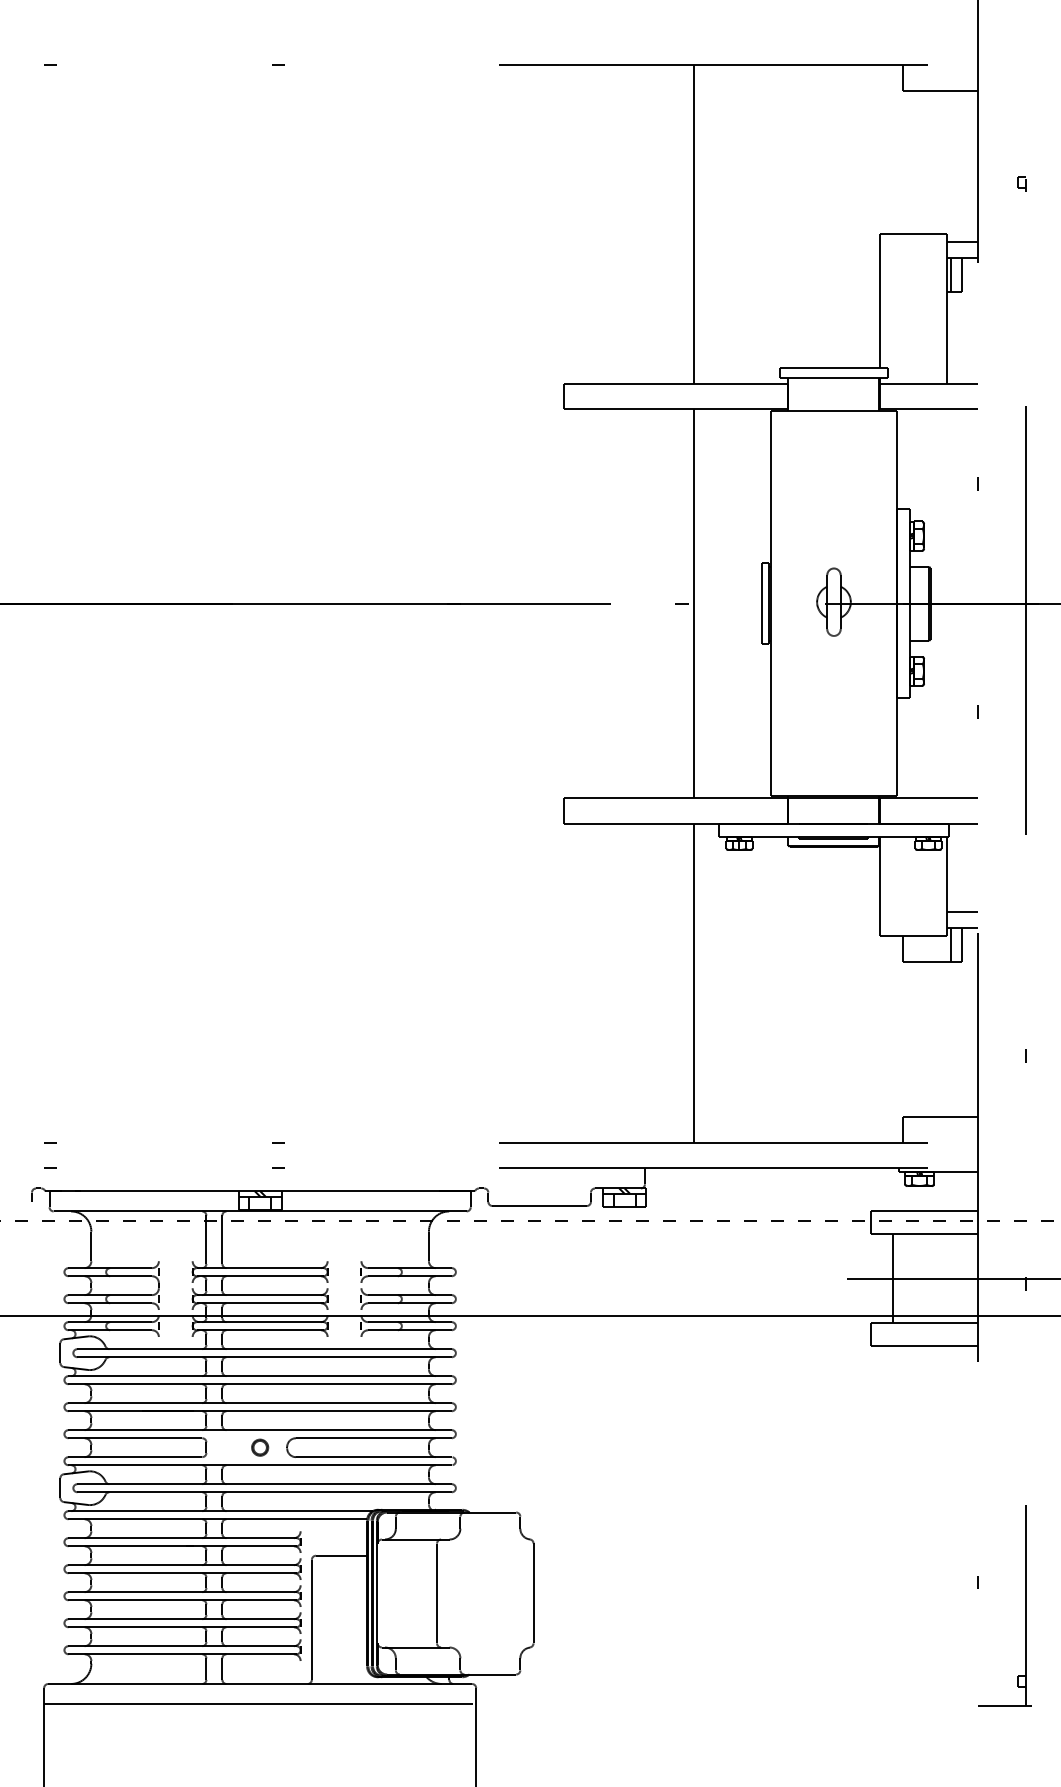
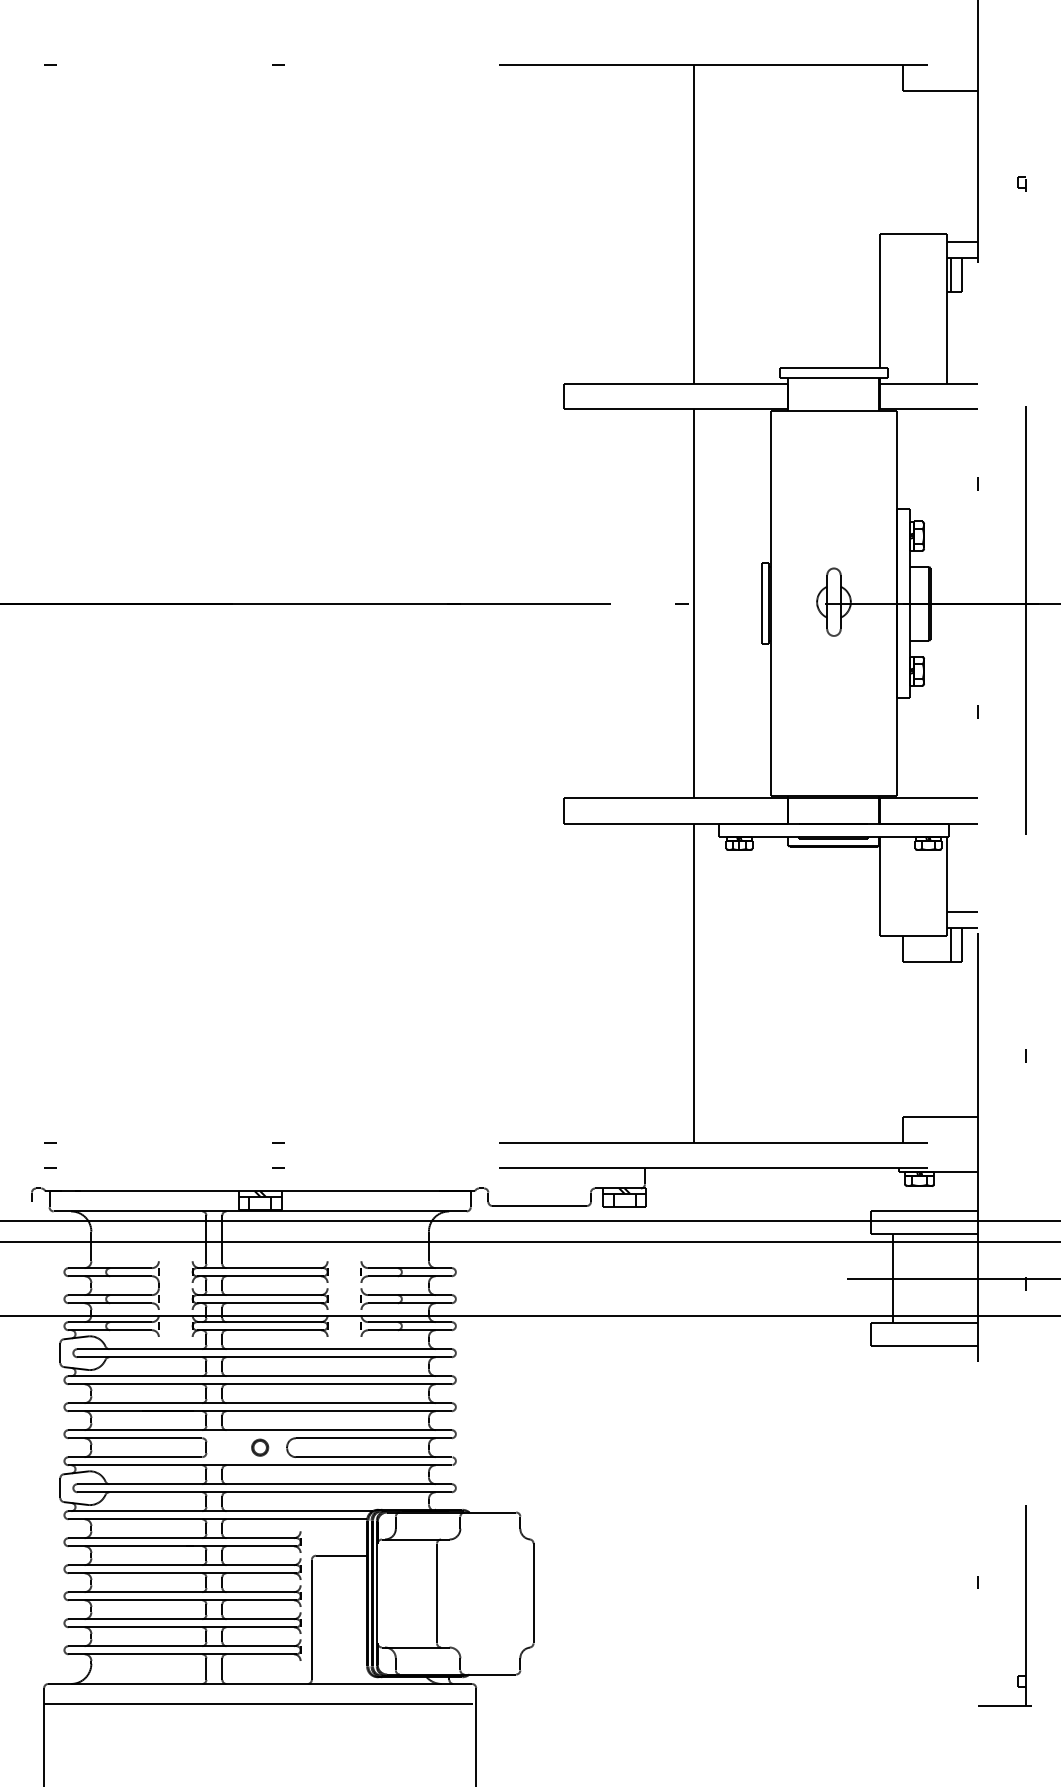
line: dashed -> solid (530, 1220)
line: none -> present (529, 1241)
